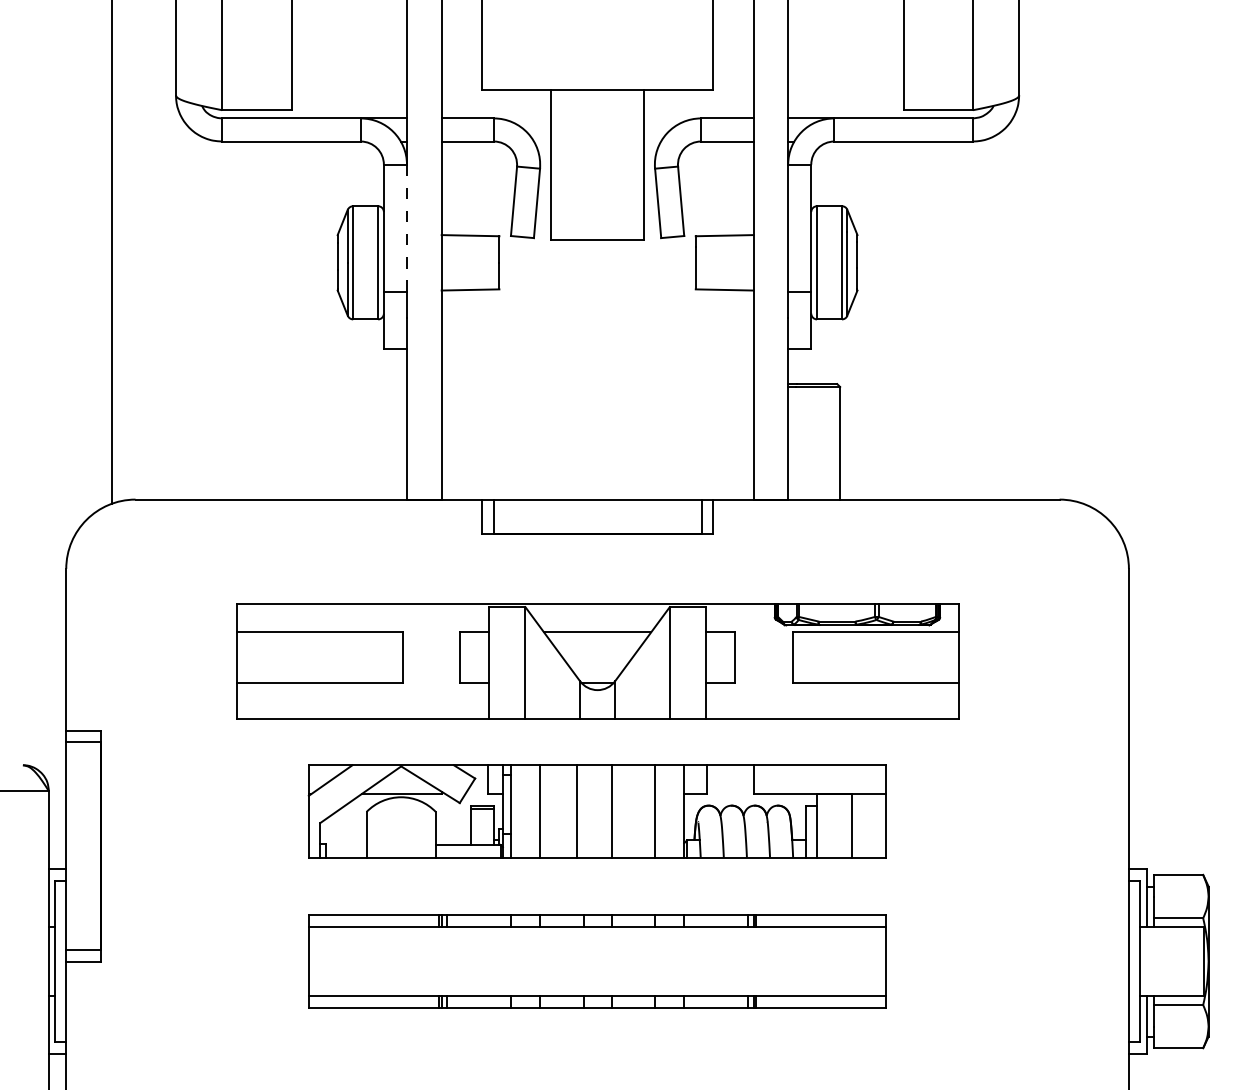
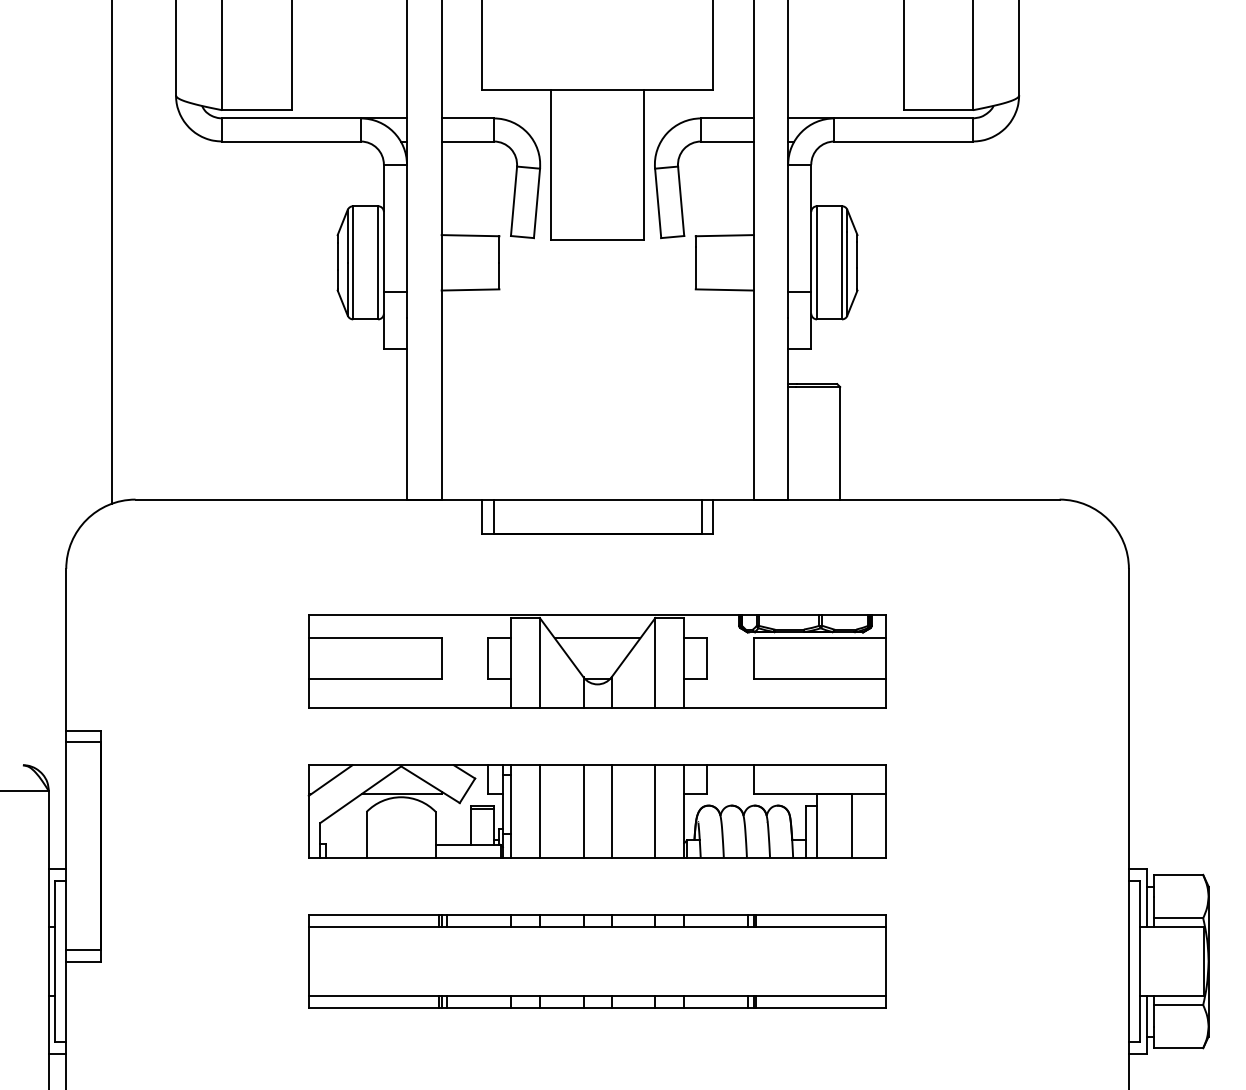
line: dashed -> solid (407, 228)
part size: 724x117 px -> 579x95 px (597, 661)
line position: (576, 811) -> (583, 811) (583, 811)
